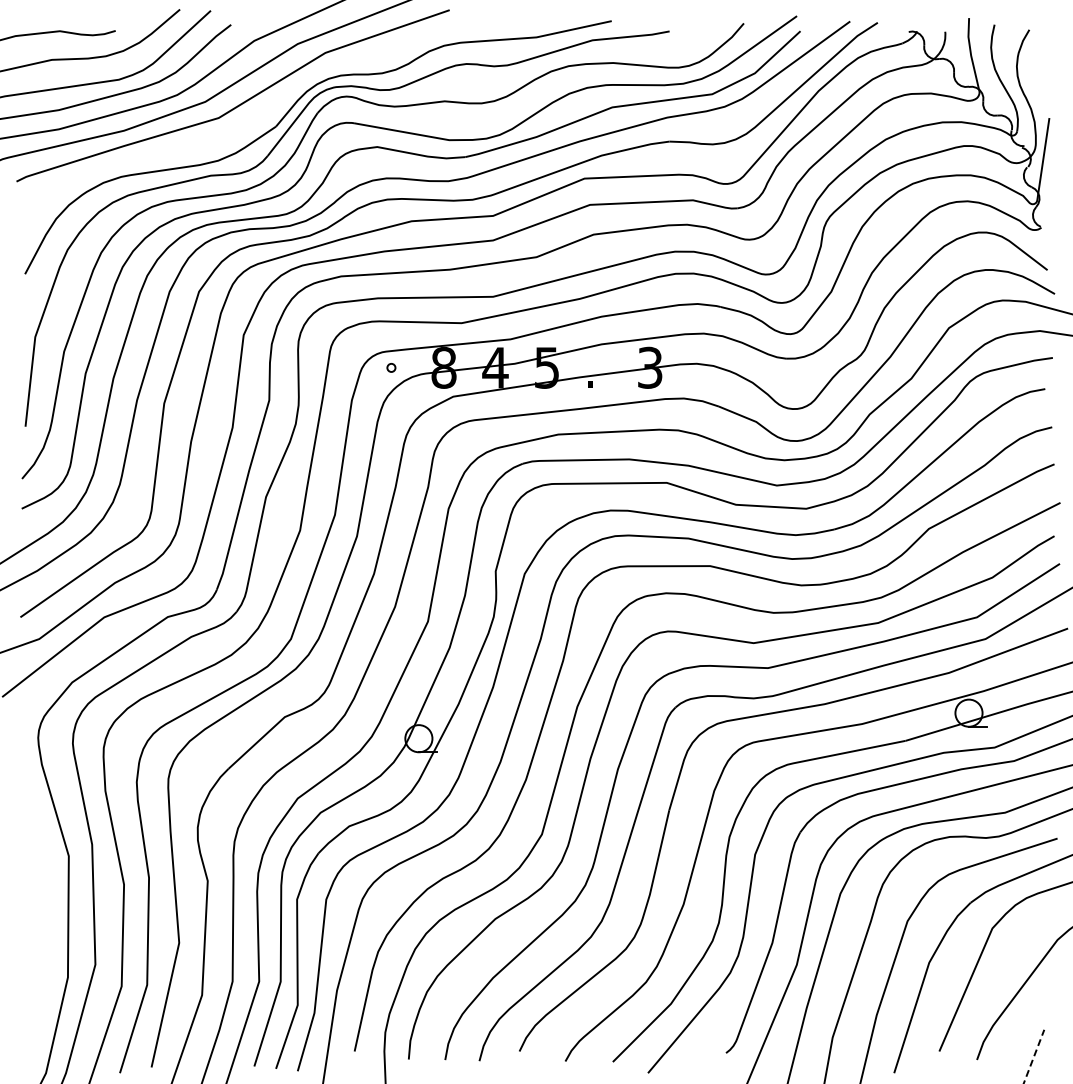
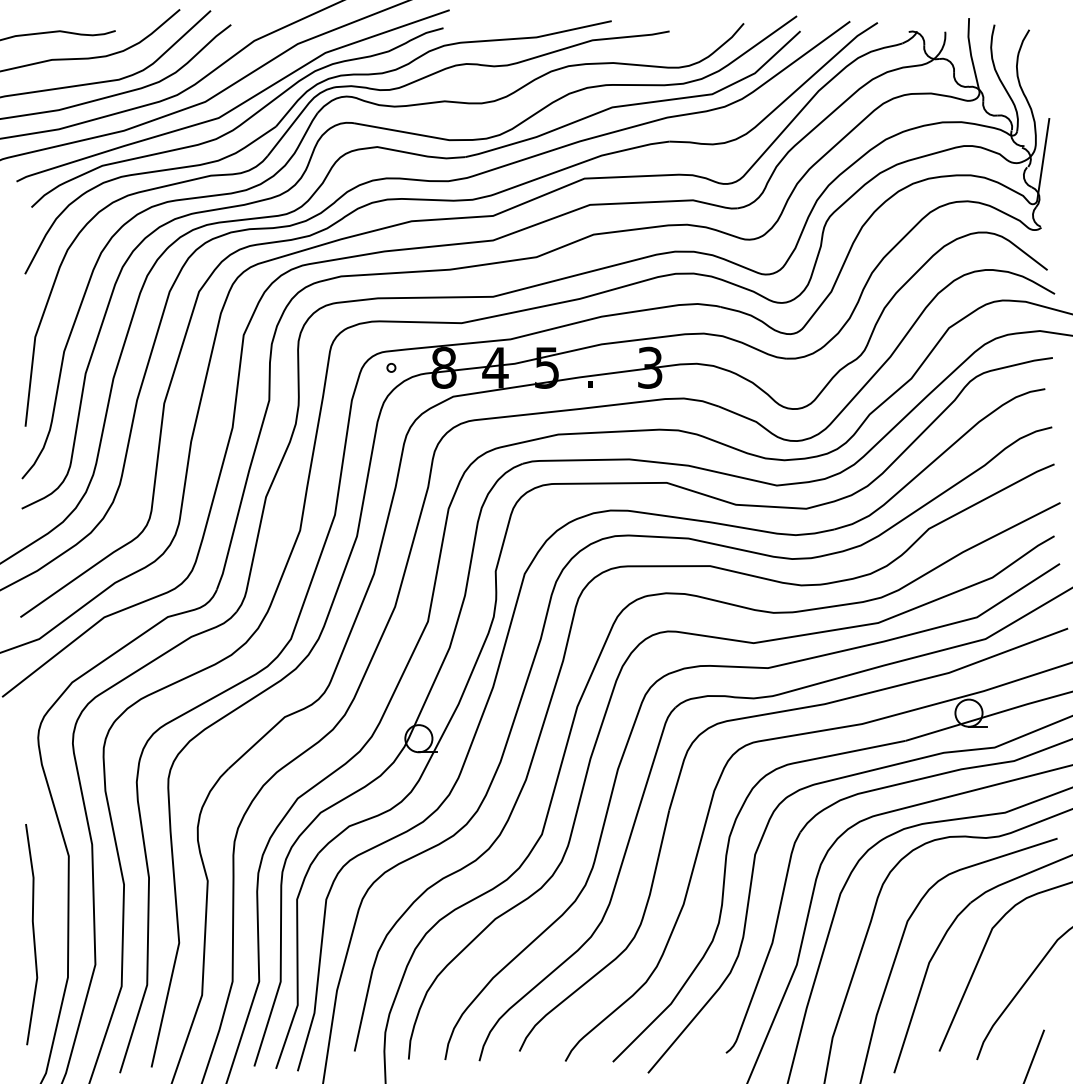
curve: none -> present (240, 123)
line: none -> present (32, 933)
line: dashed -> solid (1034, 1056)
